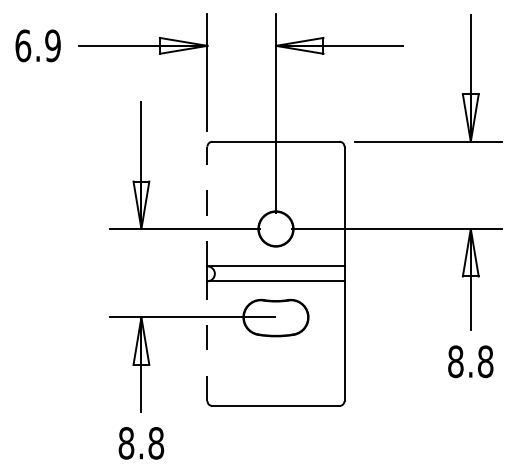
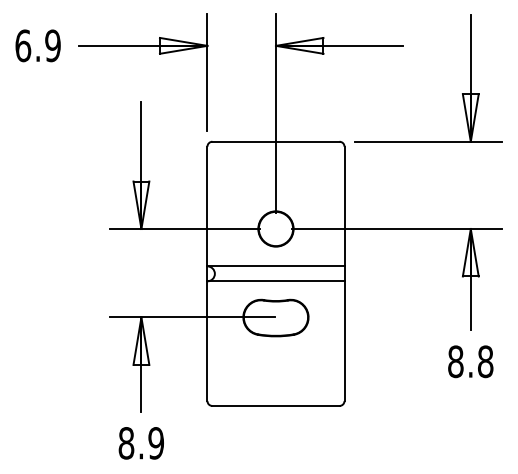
line: dashed -> solid (207, 206)
line: dashed -> solid (207, 341)
text: 8.8 -> 8.9 (156, 443)
